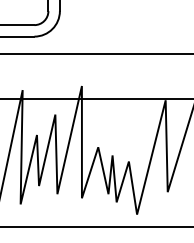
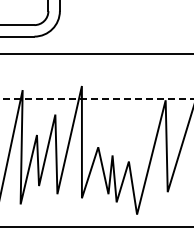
line: solid -> dashed (97, 99)
